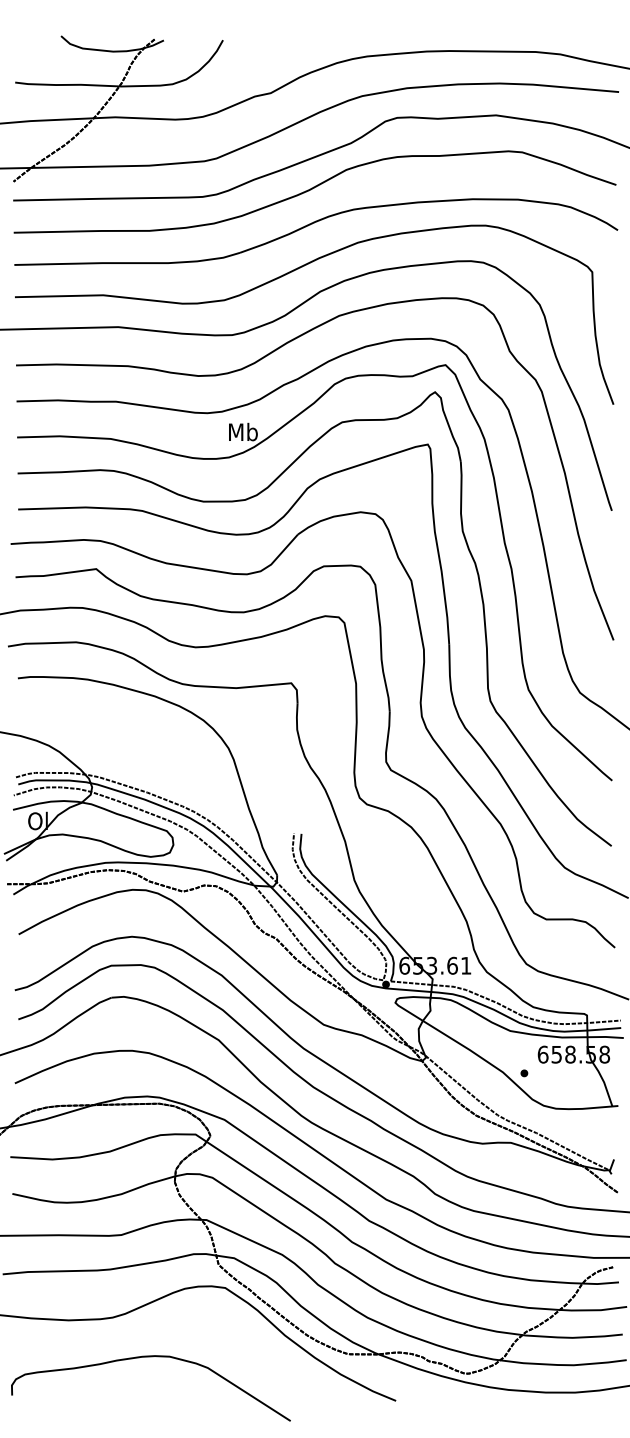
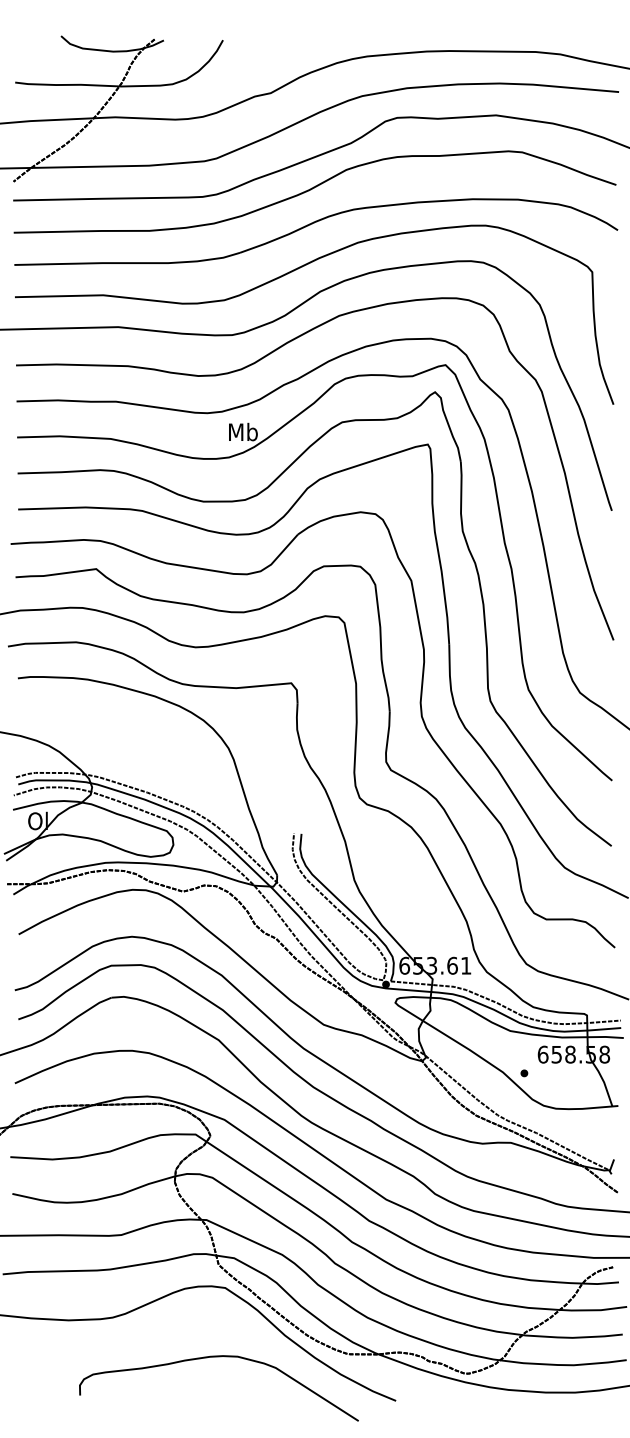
curve position: (150, 1357) -> (218, 1357) (218, 1357)
